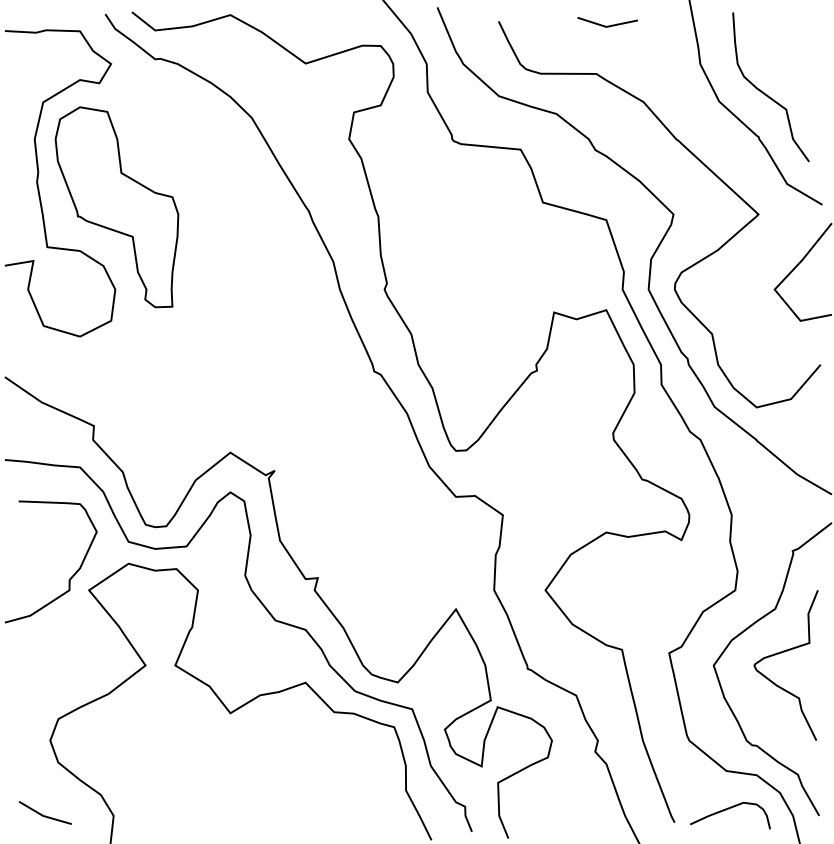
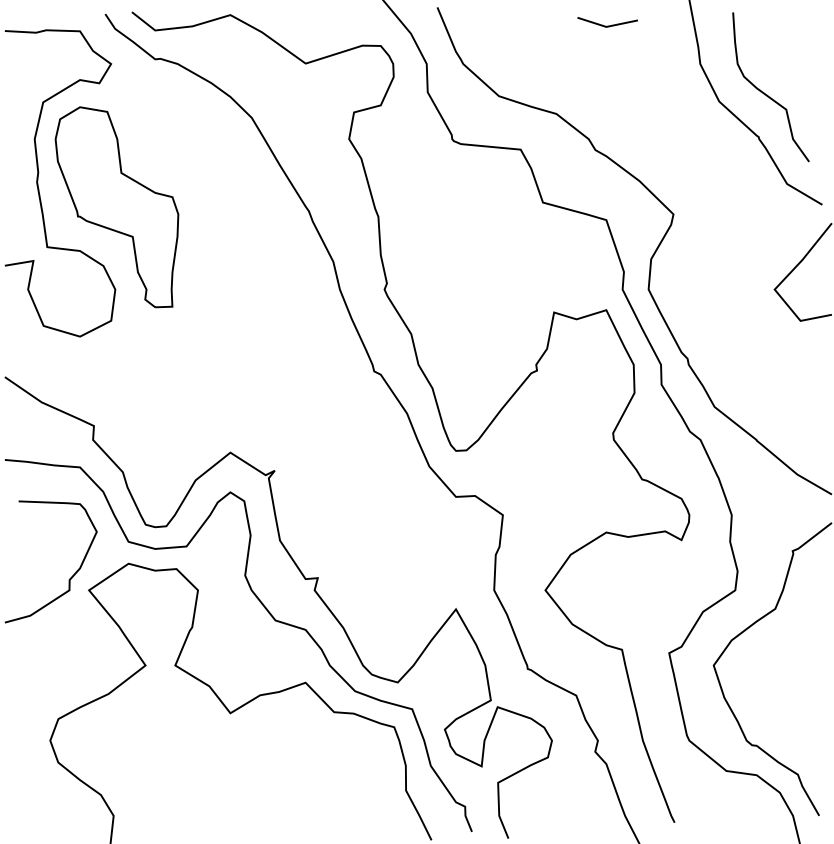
curve: present -> none (690, 265)
curve: present -> none (781, 653)
curve: present -> none (729, 809)
line: present -> none (42, 814)
